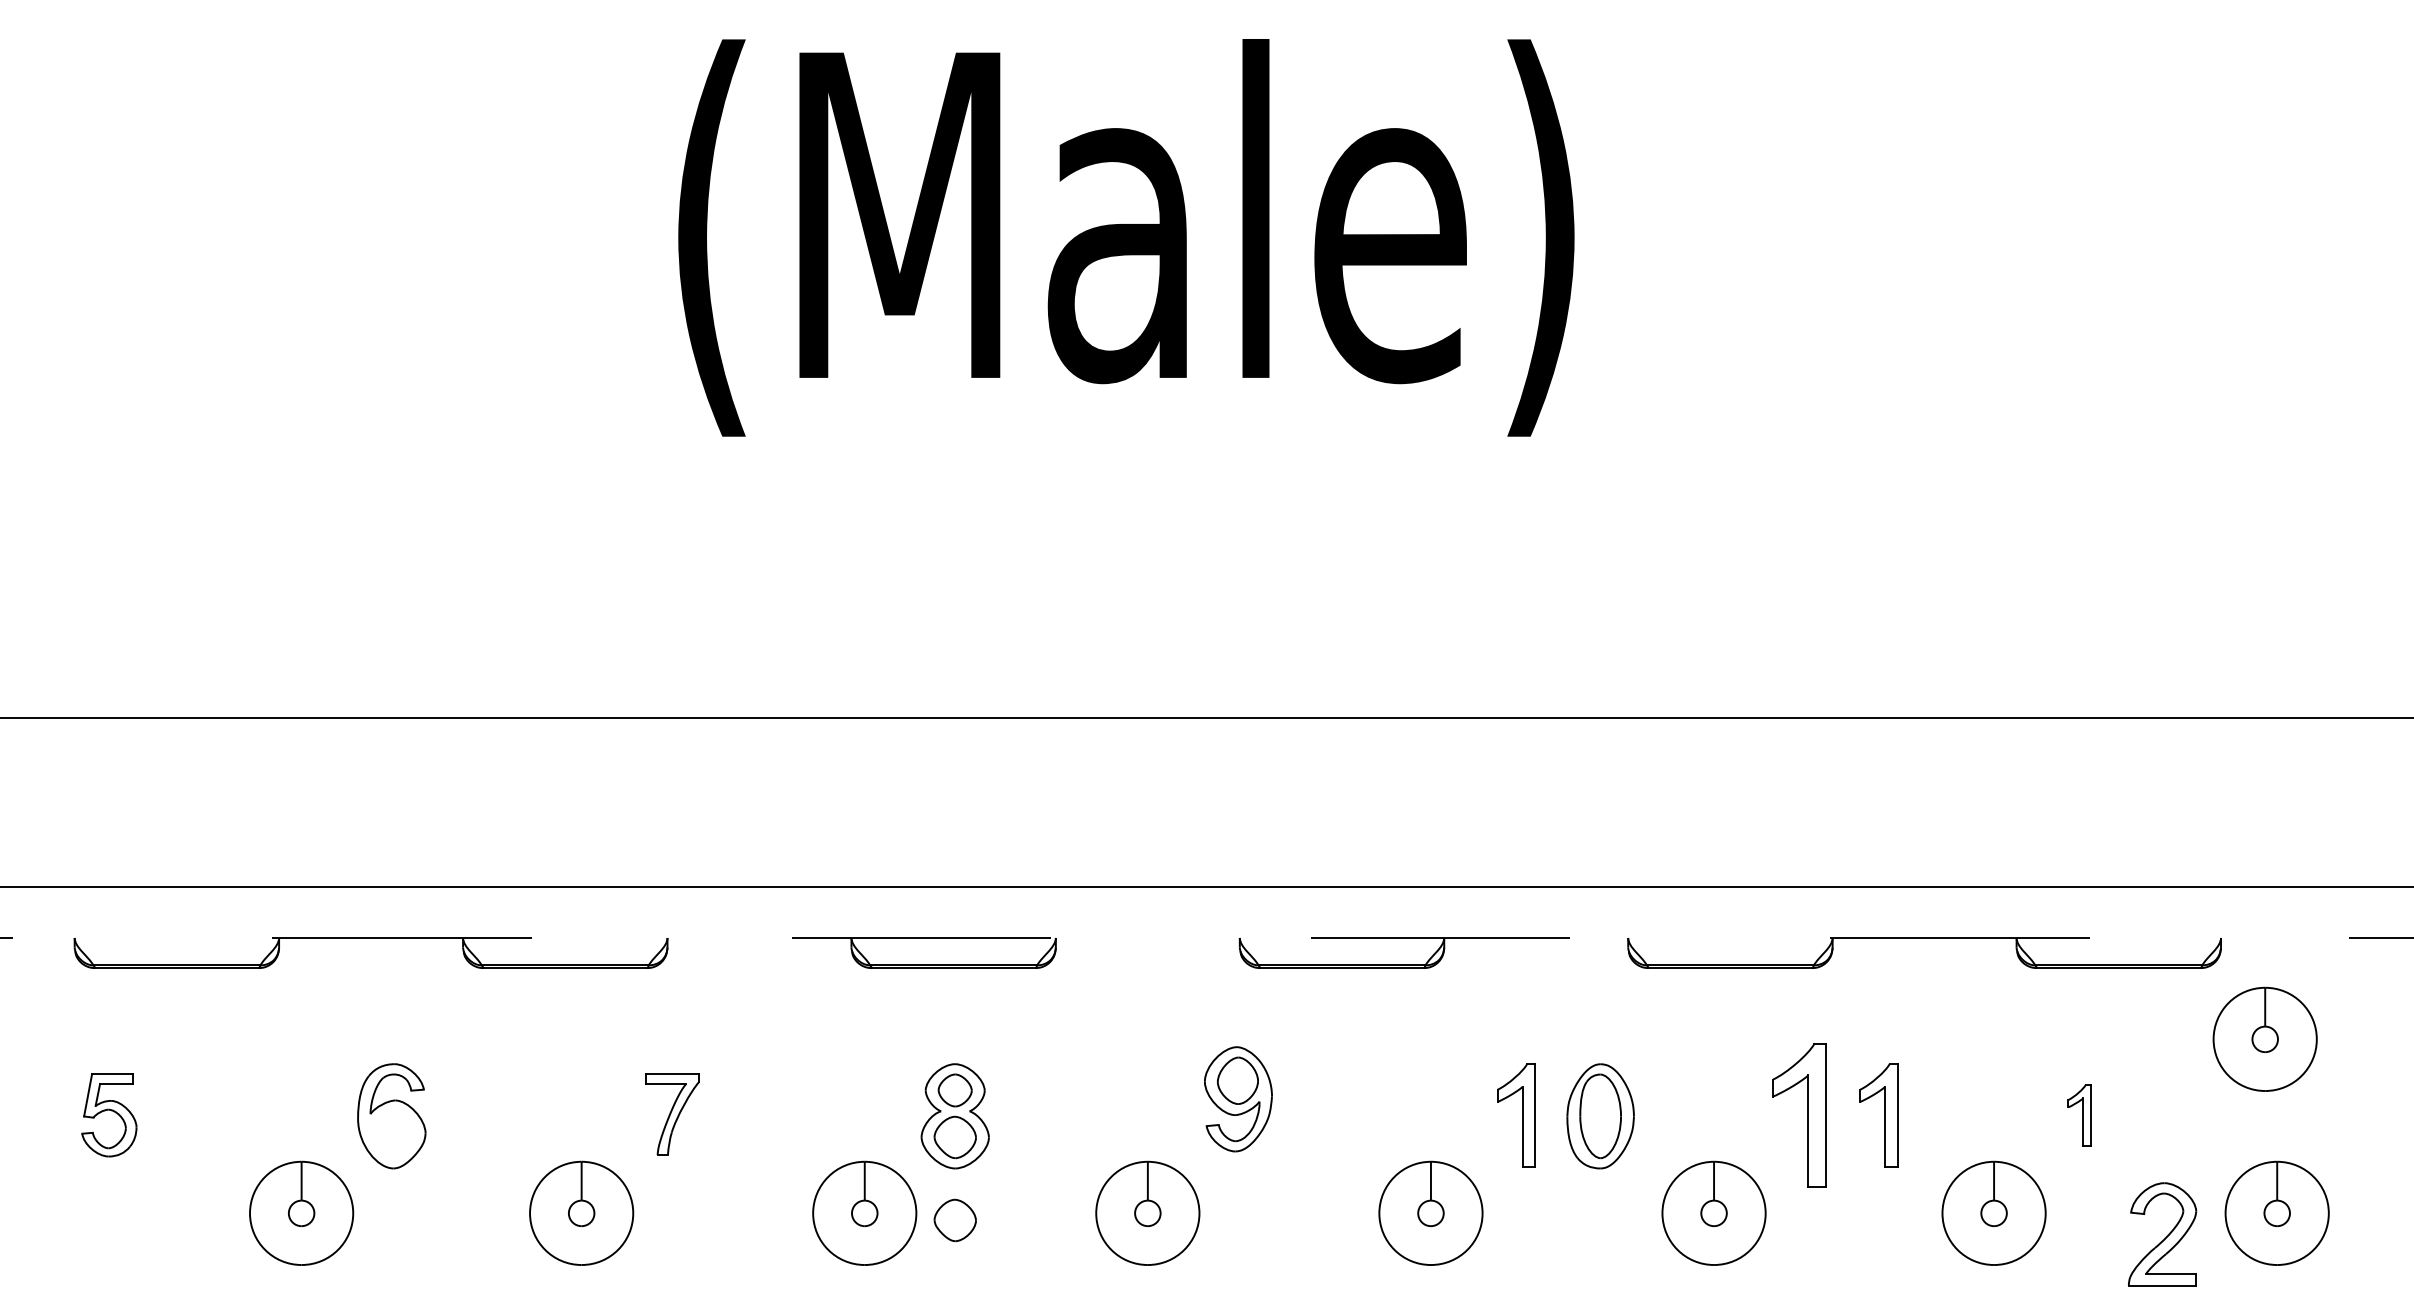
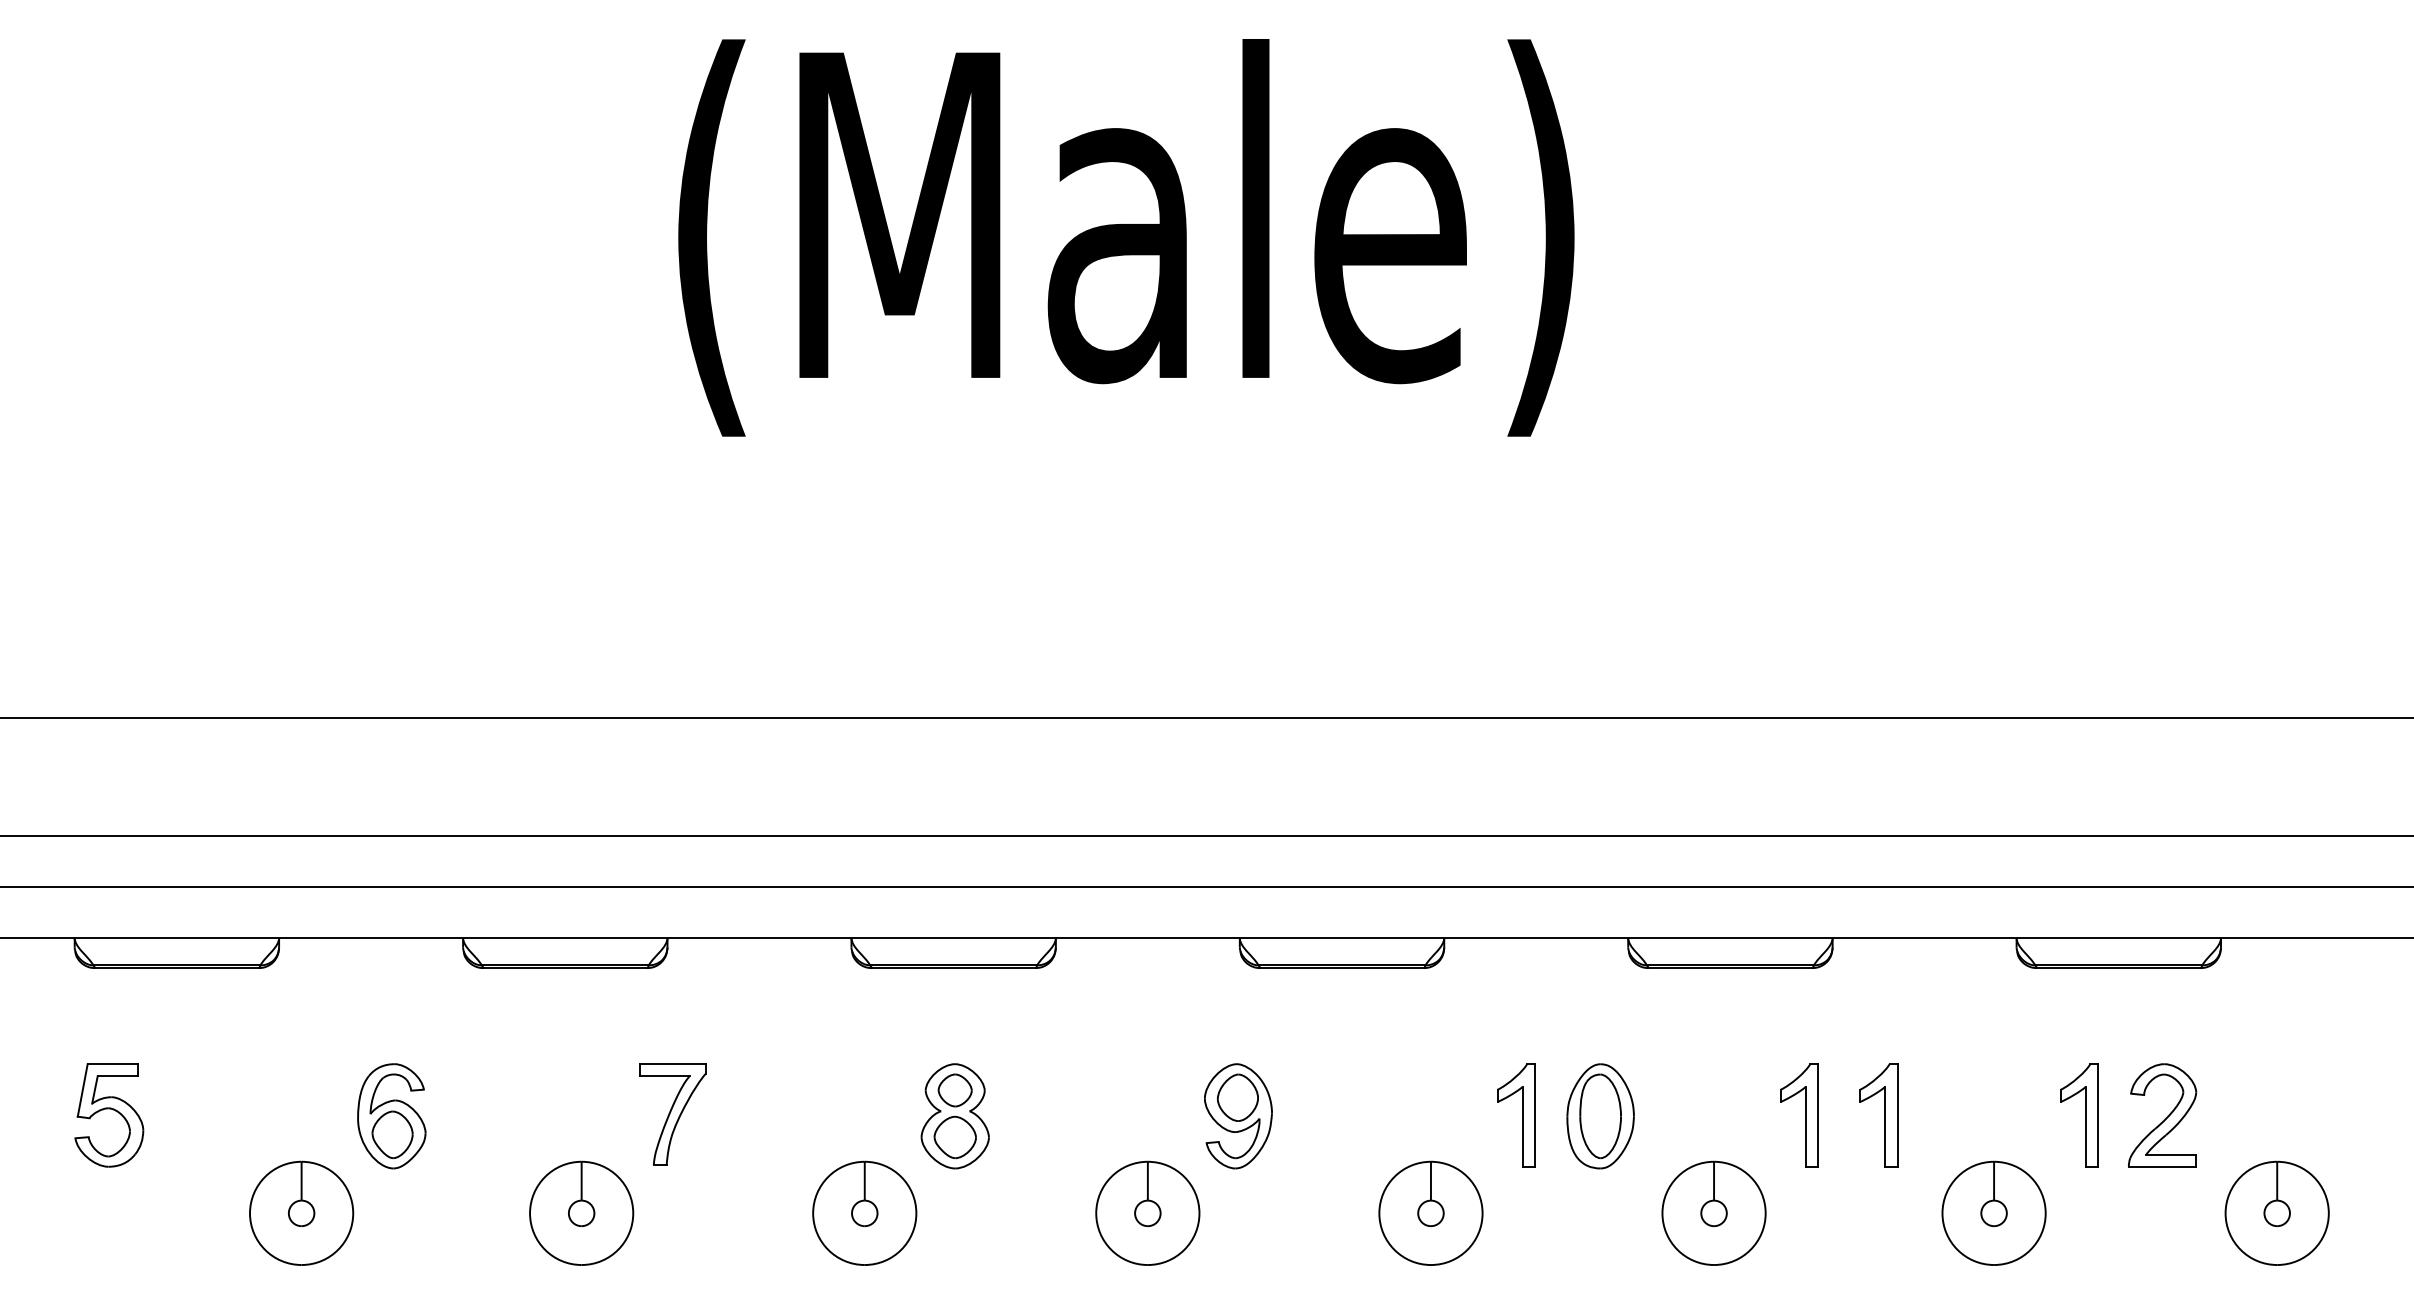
line: none -> present (1206, 835)
line: dashed -> solid (1207, 937)
part: present -> none (2264, 1038)
part position: (1238, 1099) -> (1238, 1116) (1238, 1116)
part size: 55x83 px -> 68x103 px (672, 1114)
part size: 57x85 px -> 71x105 px (109, 1115)
part size: 55x145 px -> 39x105 px (1799, 1115)
part size: 25x63 px -> 39x105 px (2079, 1115)
part: none -> present (392, 1134)
part: present -> none (954, 1220)
part position: (2162, 1234) -> (2162, 1115) (2162, 1115)
